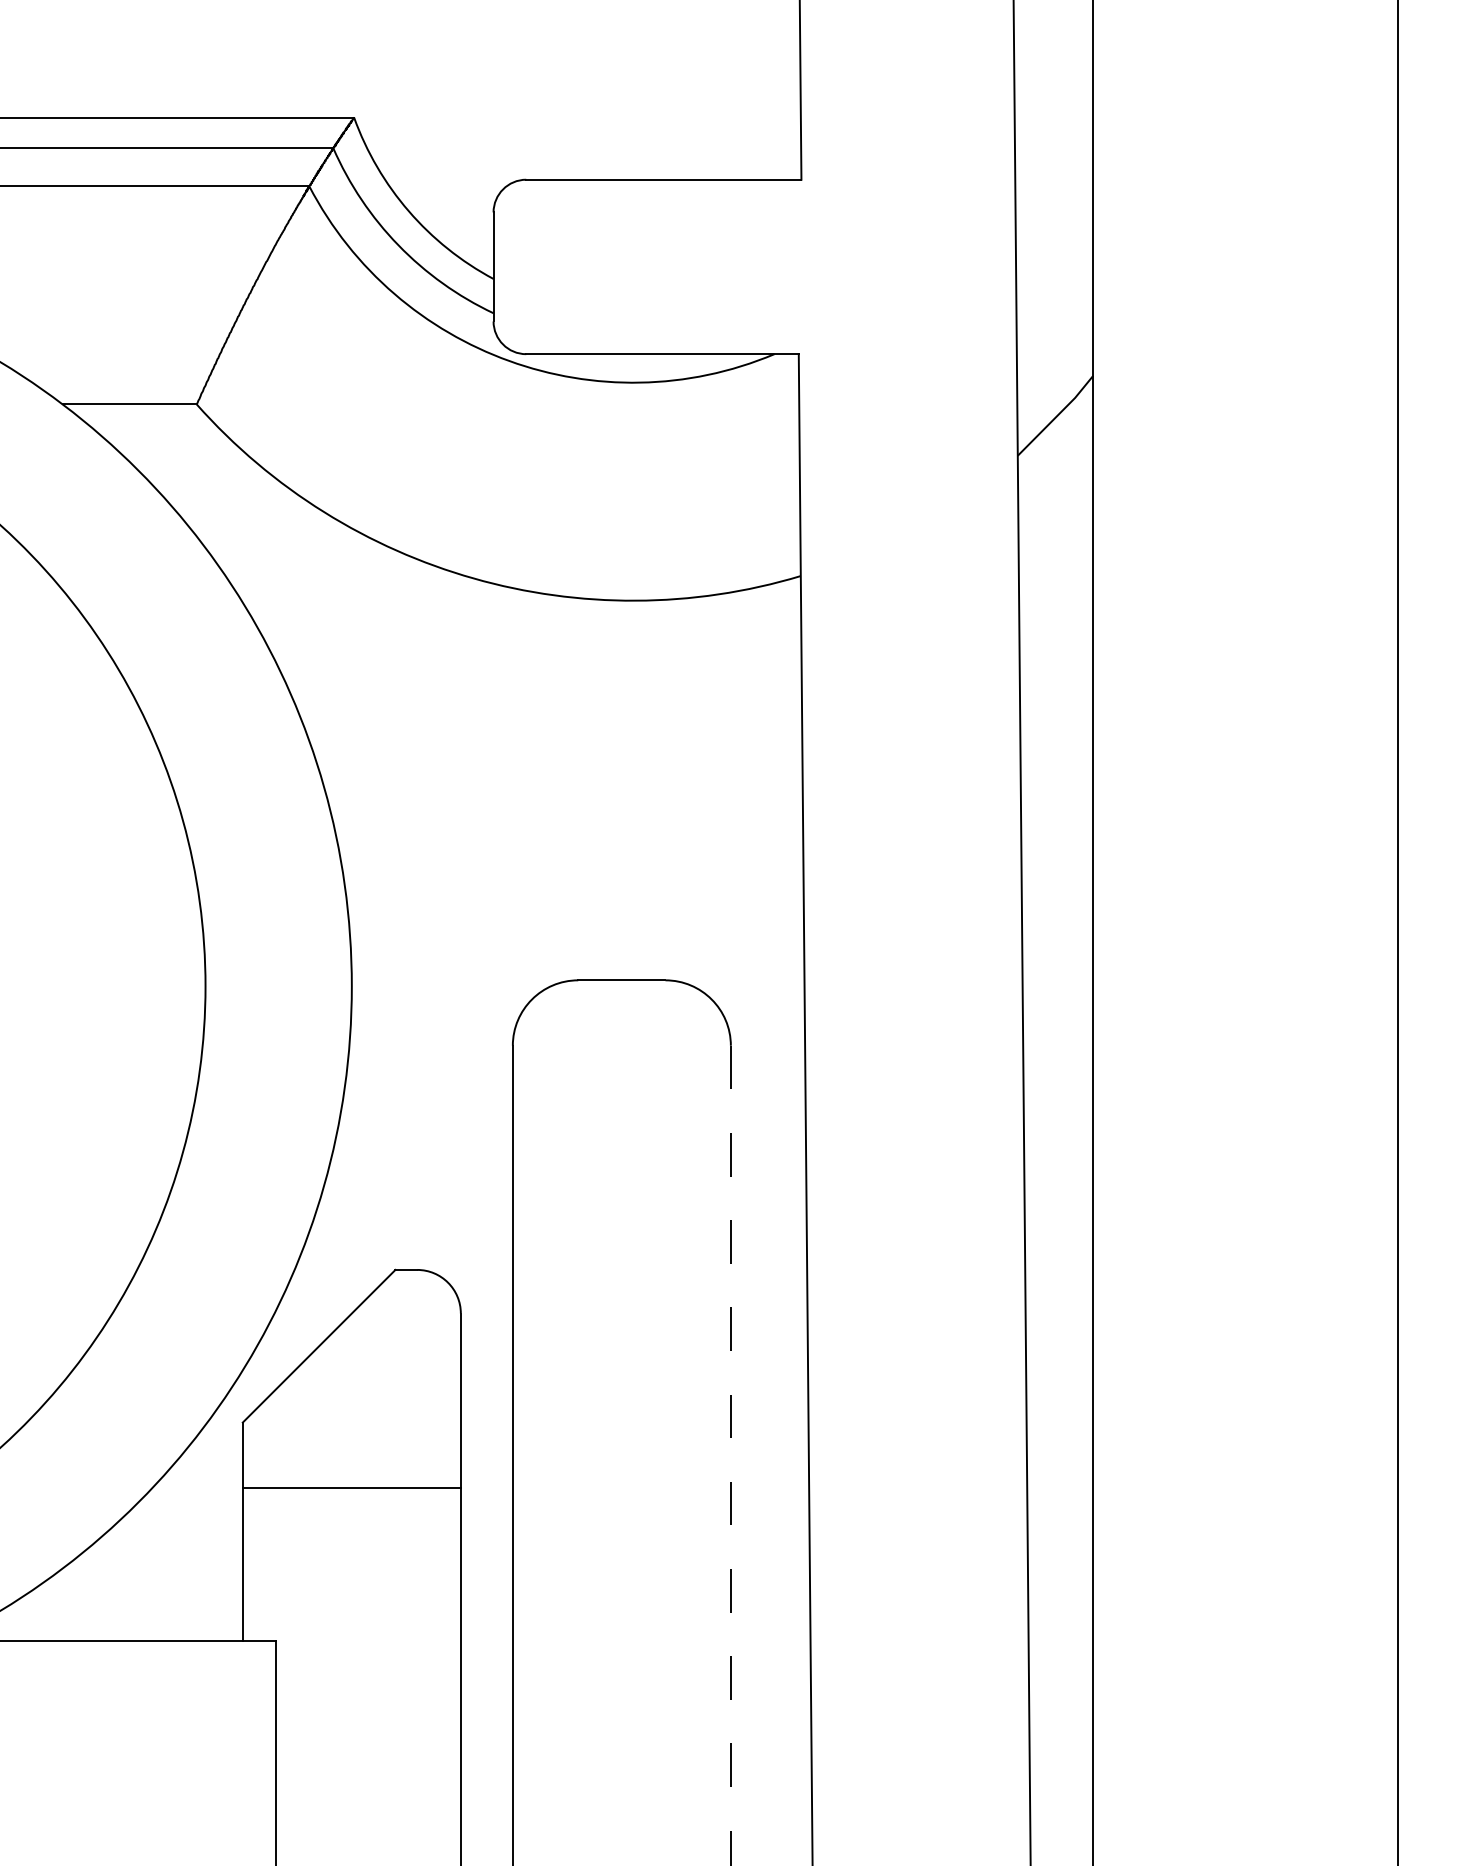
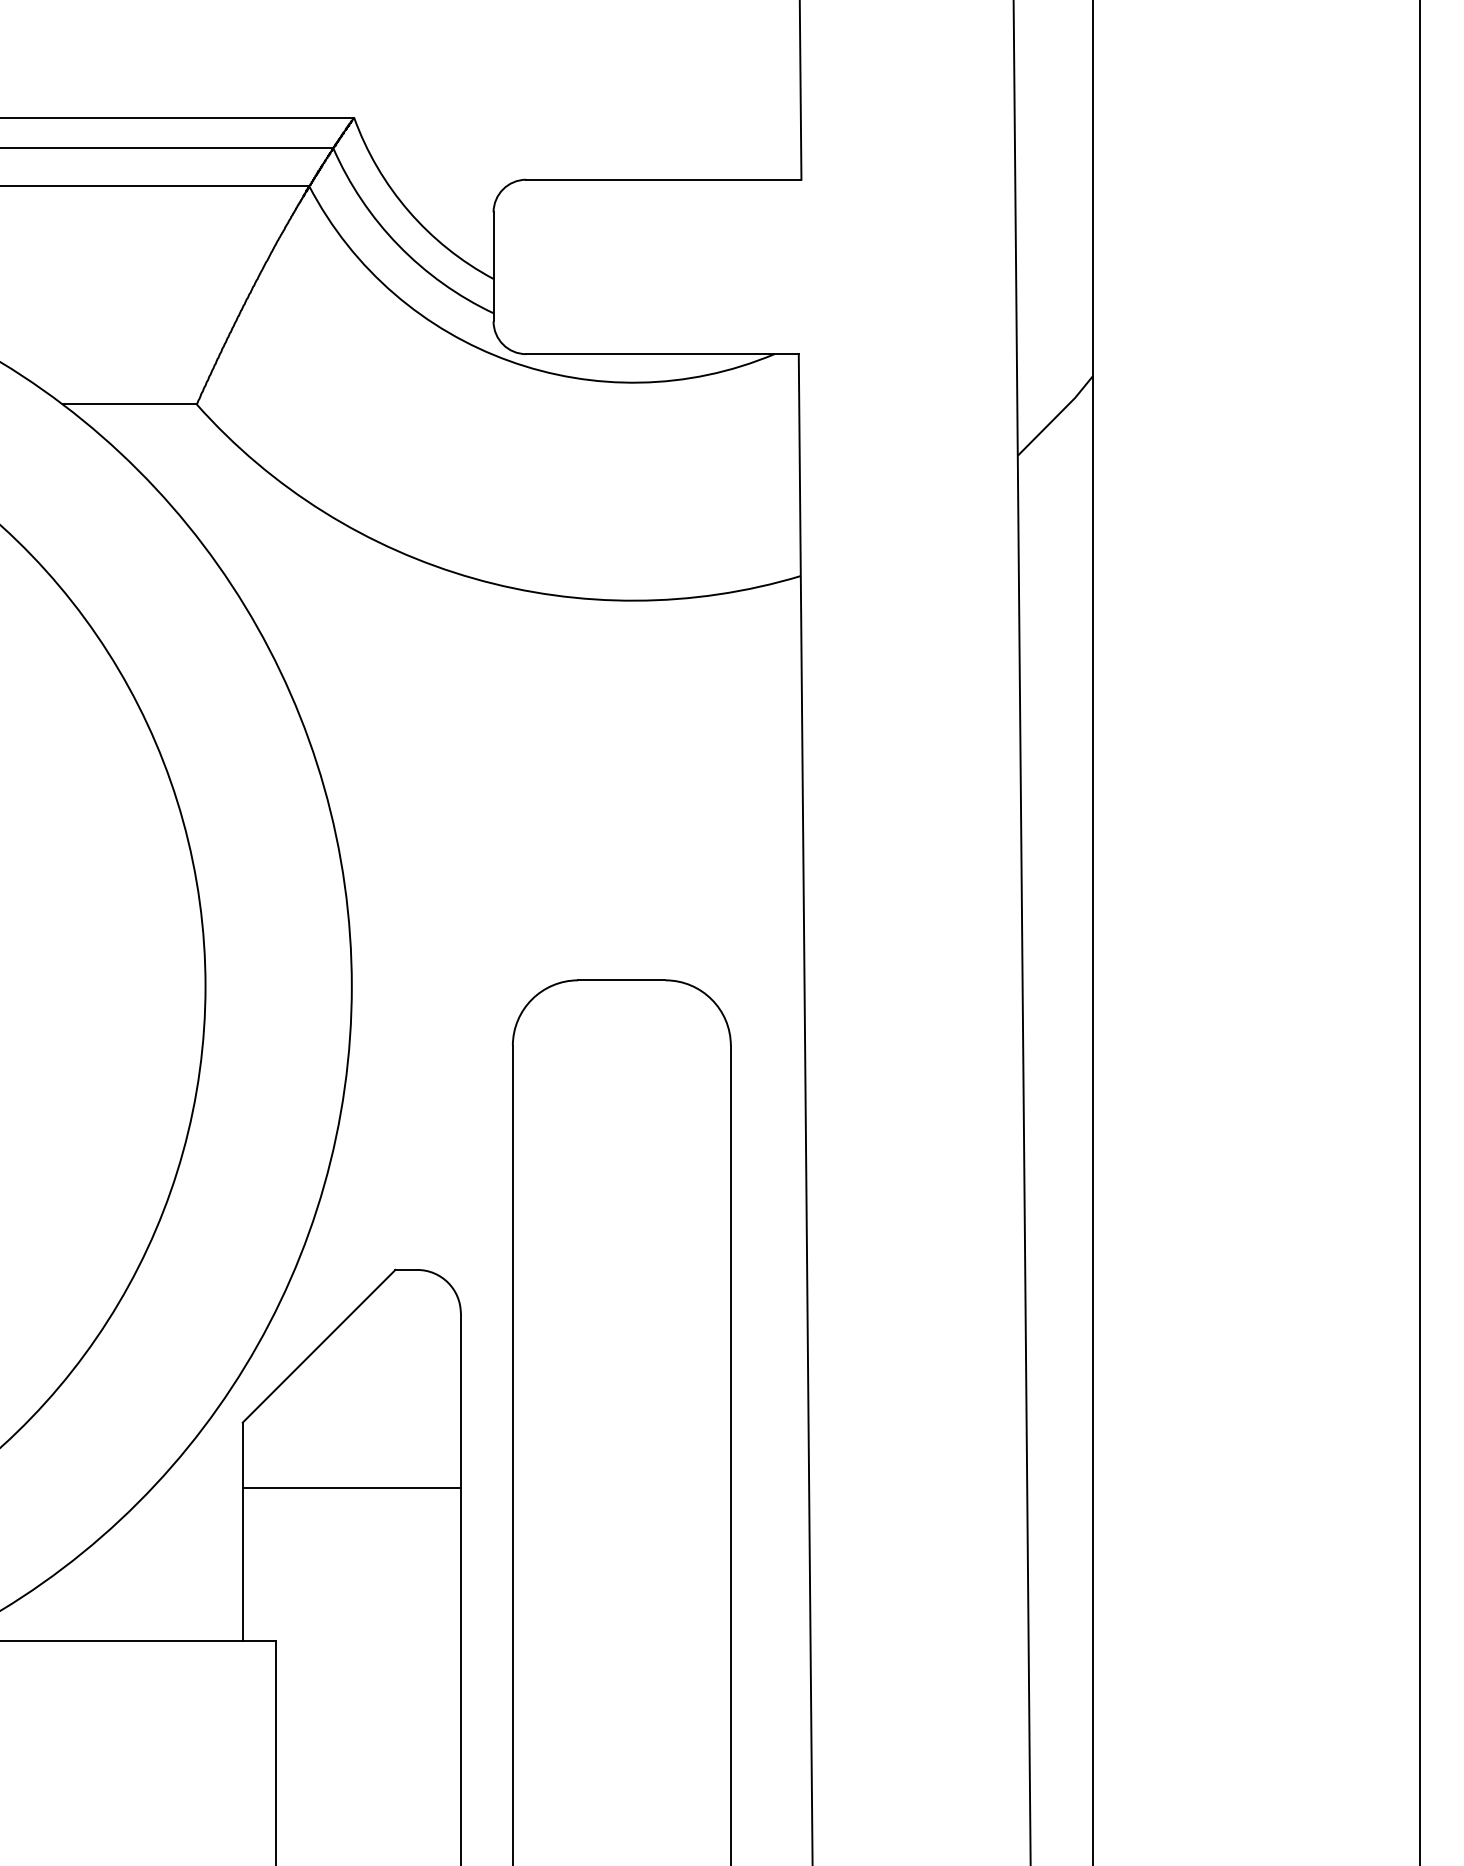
line position: (1398, 932) -> (1420, 932) (1420, 932)
line: dashed -> solid (730, 1455)
